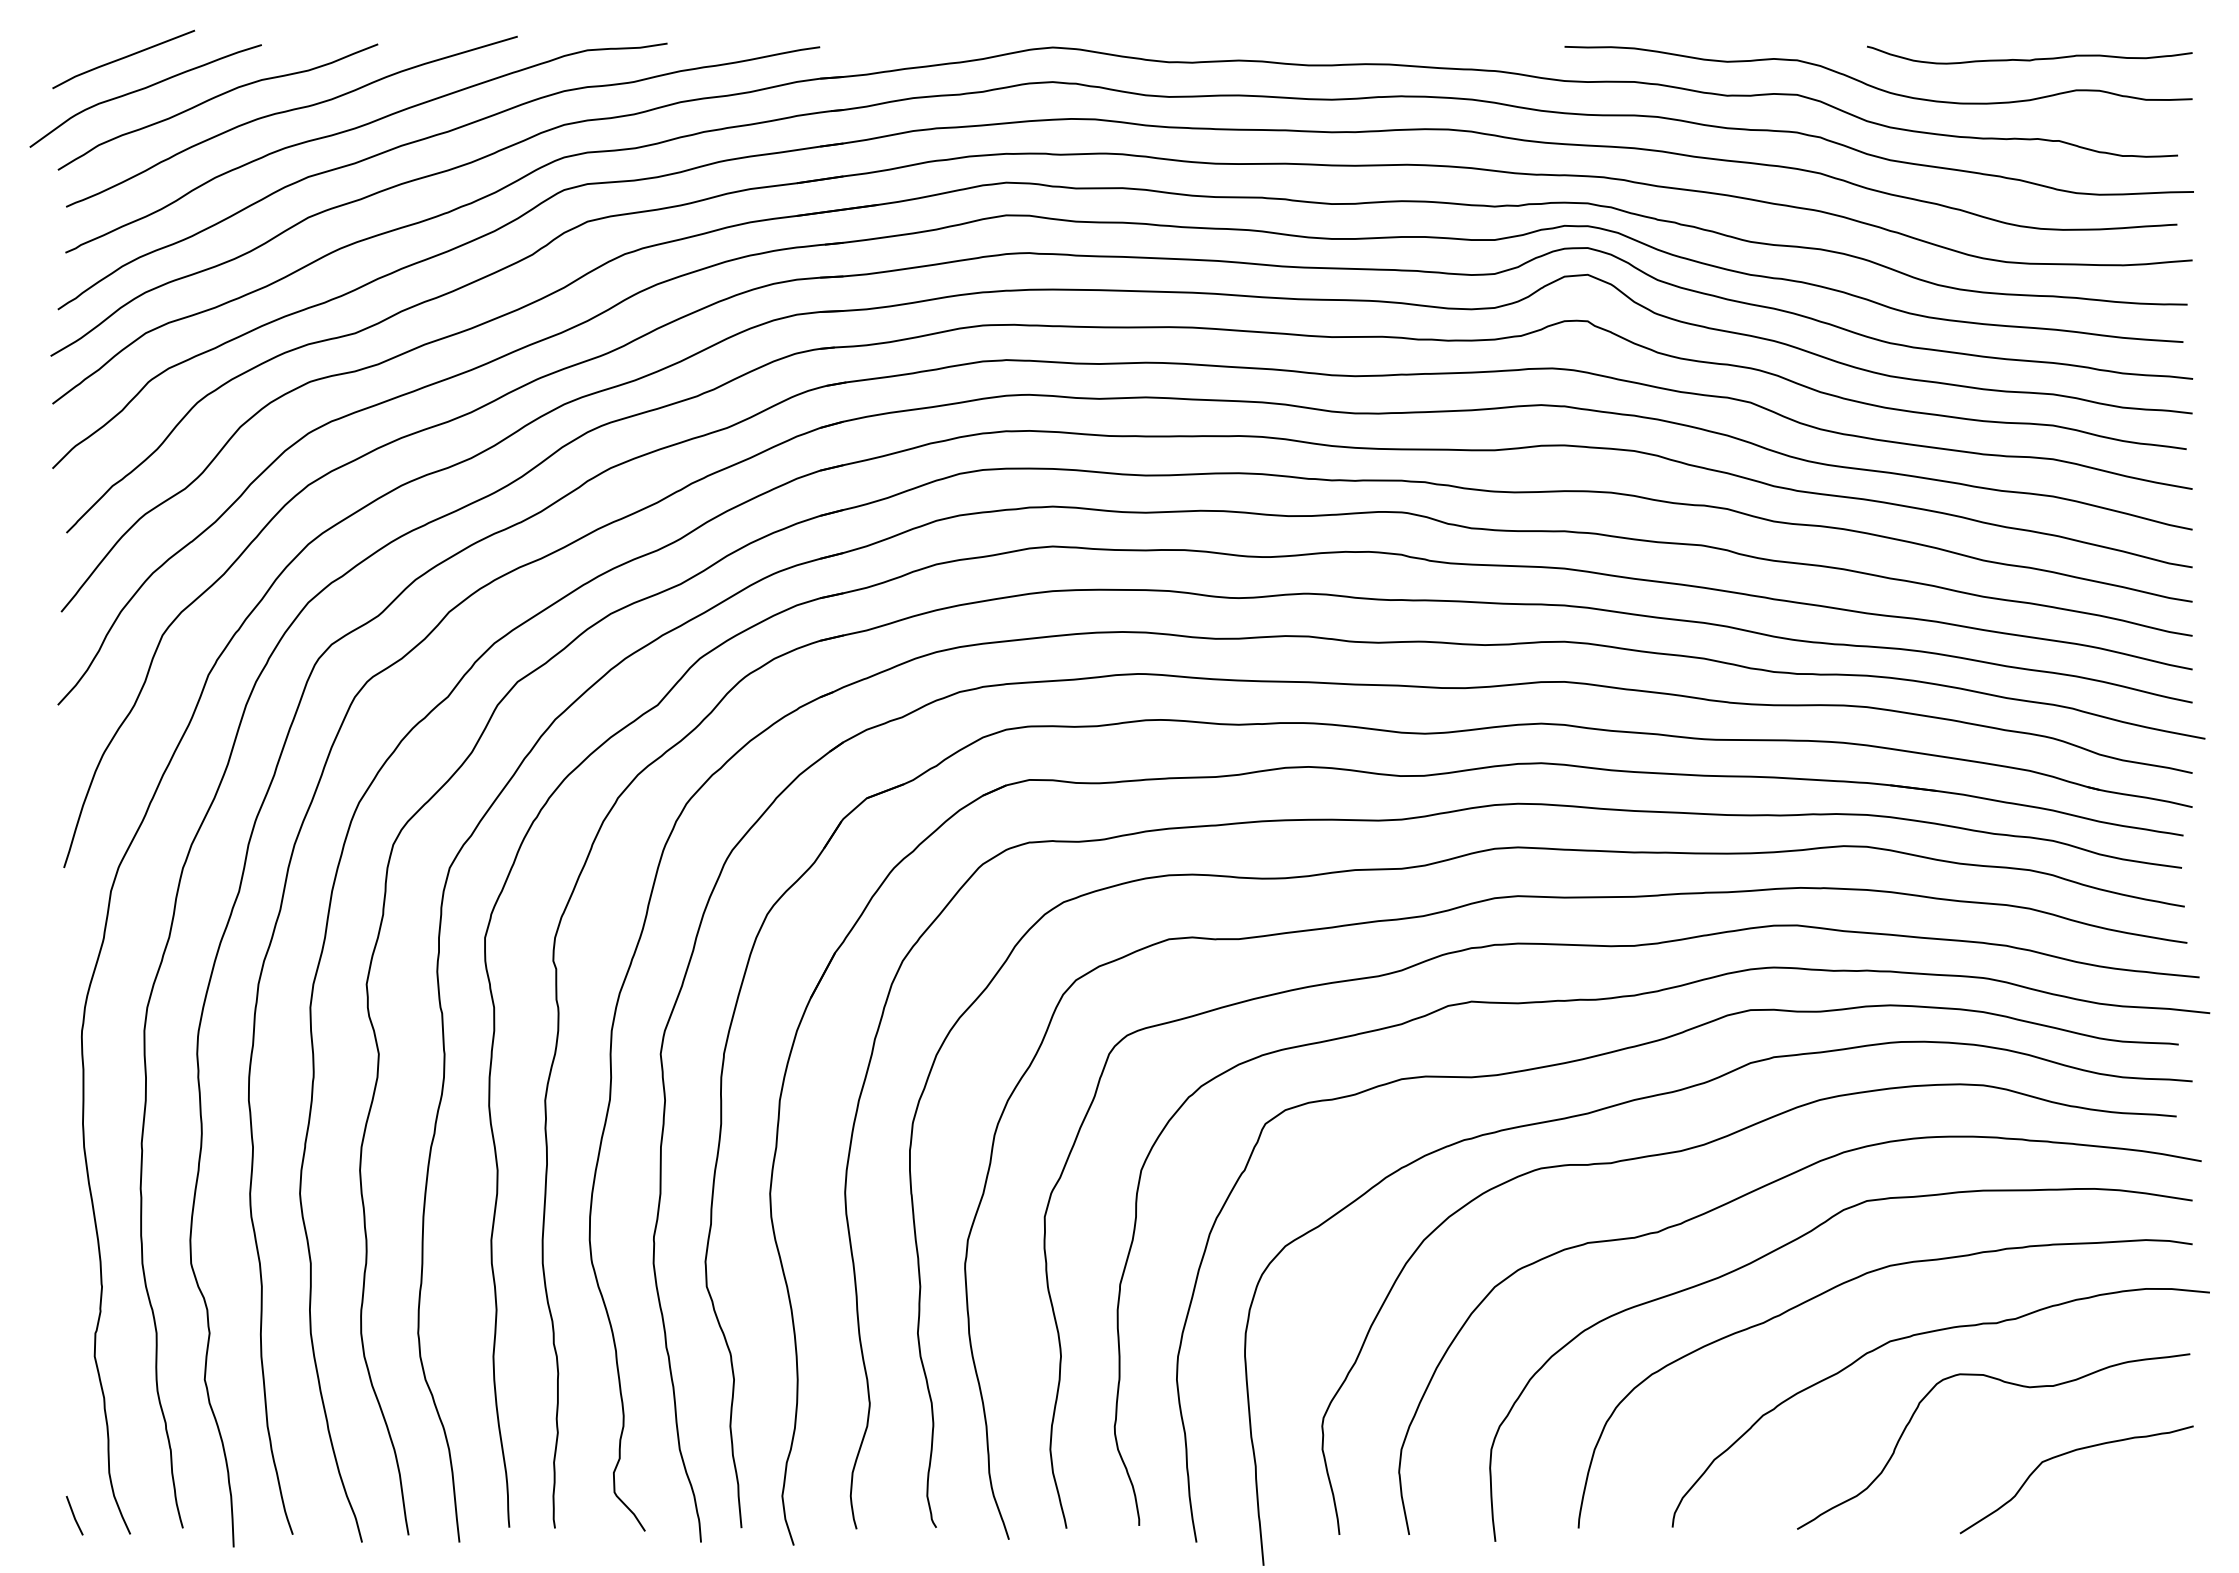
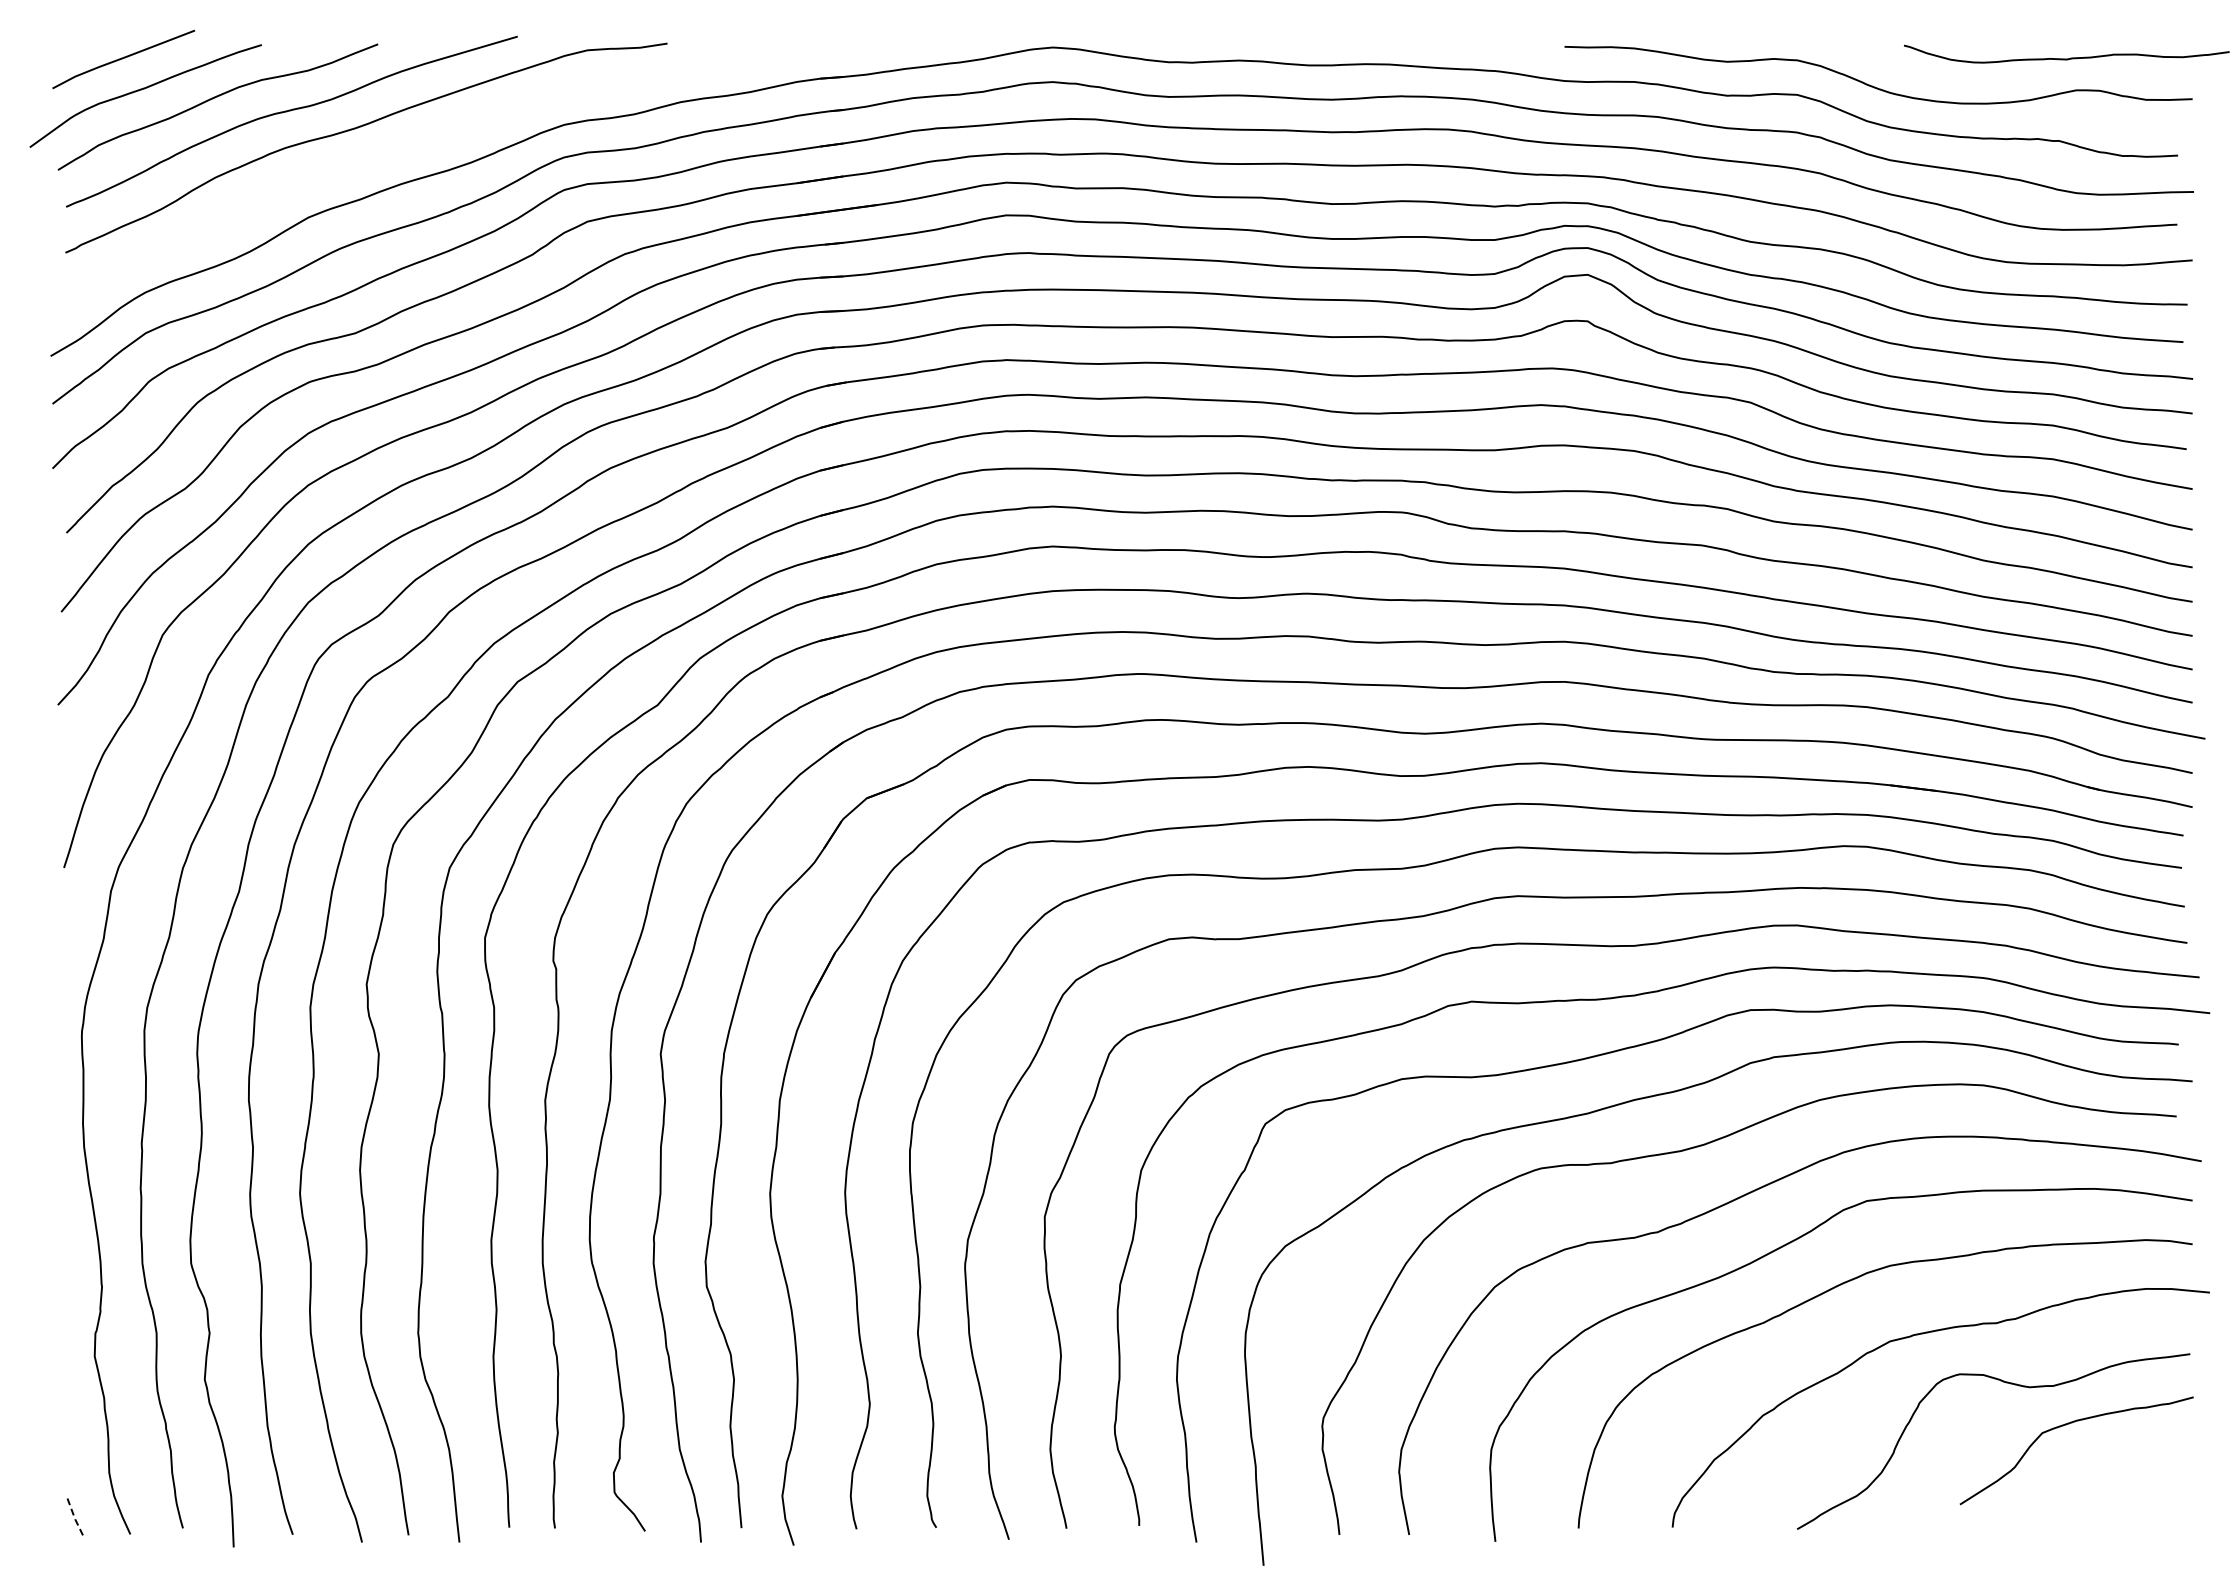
curve position: (2029, 59) -> (2066, 58) (2066, 58)
curve: present -> none (426, 139)
curve position: (2069, 1453) -> (2069, 1424) (2069, 1424)
line: solid -> dashed (74, 1516)
